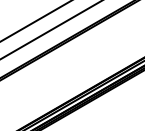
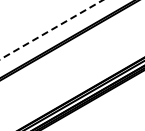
line: present -> none (35, 21)
line: solid -> dashed (51, 29)
